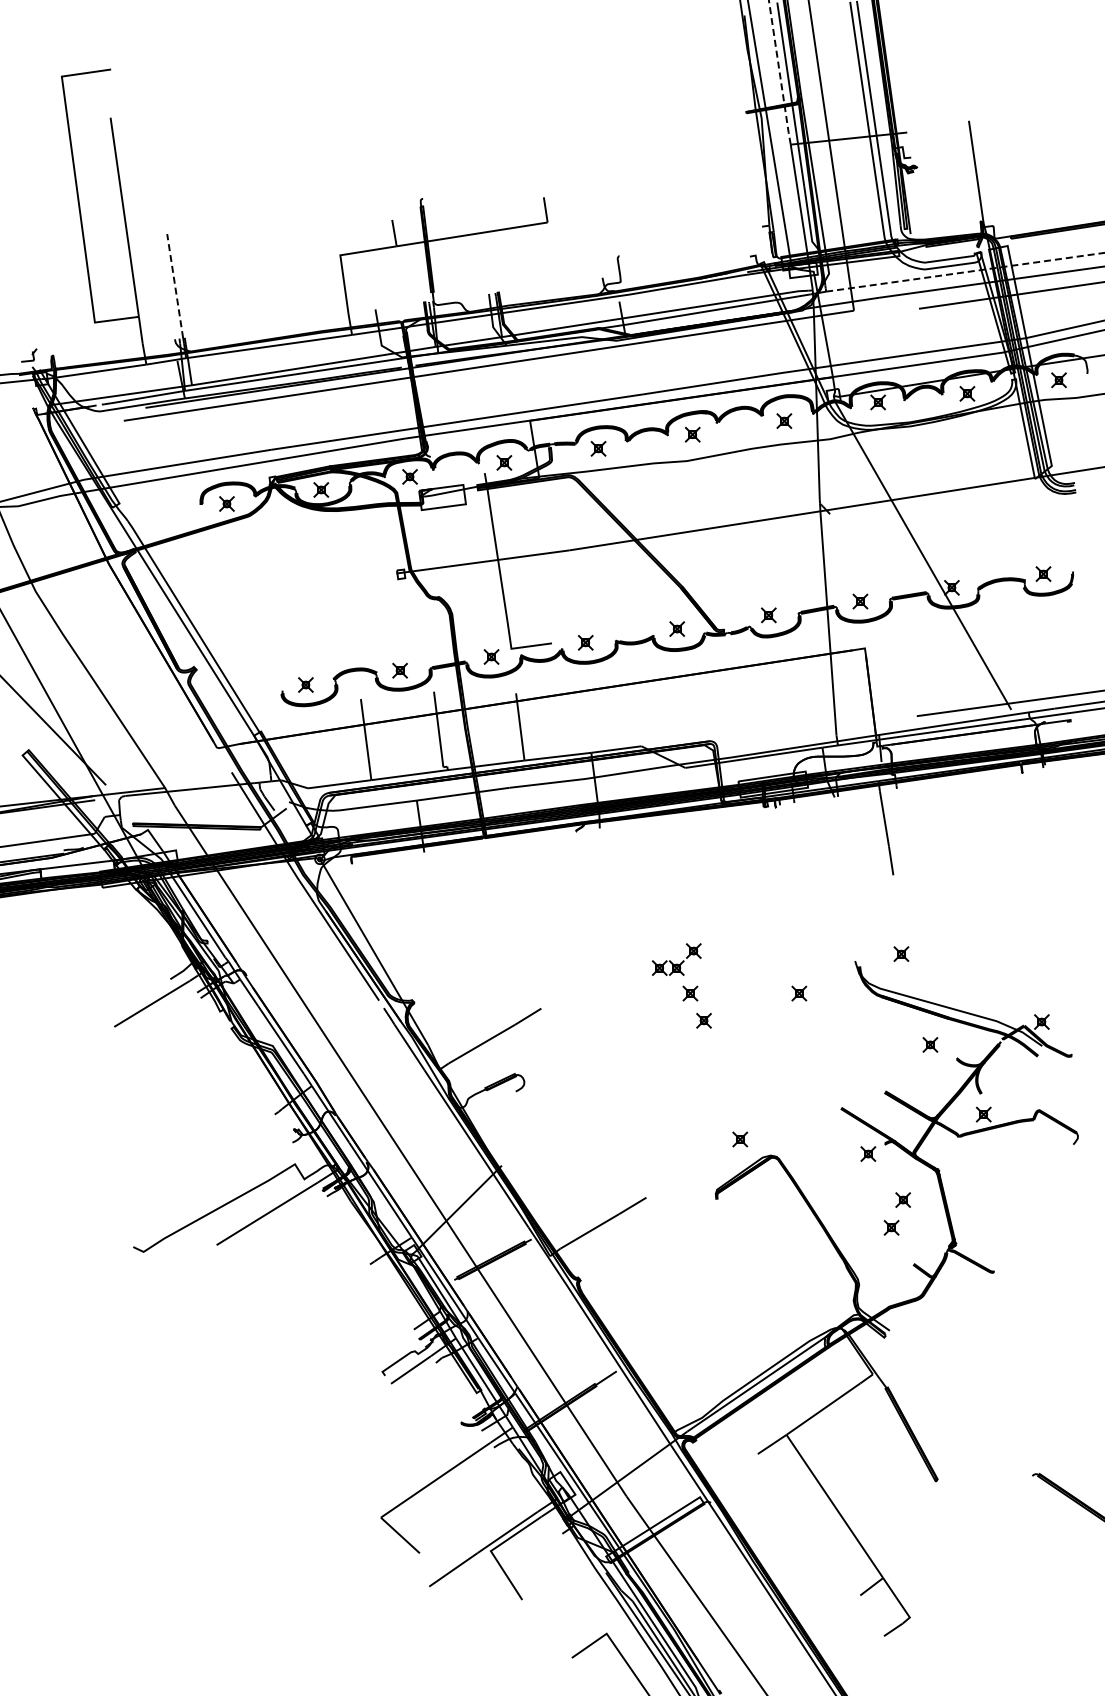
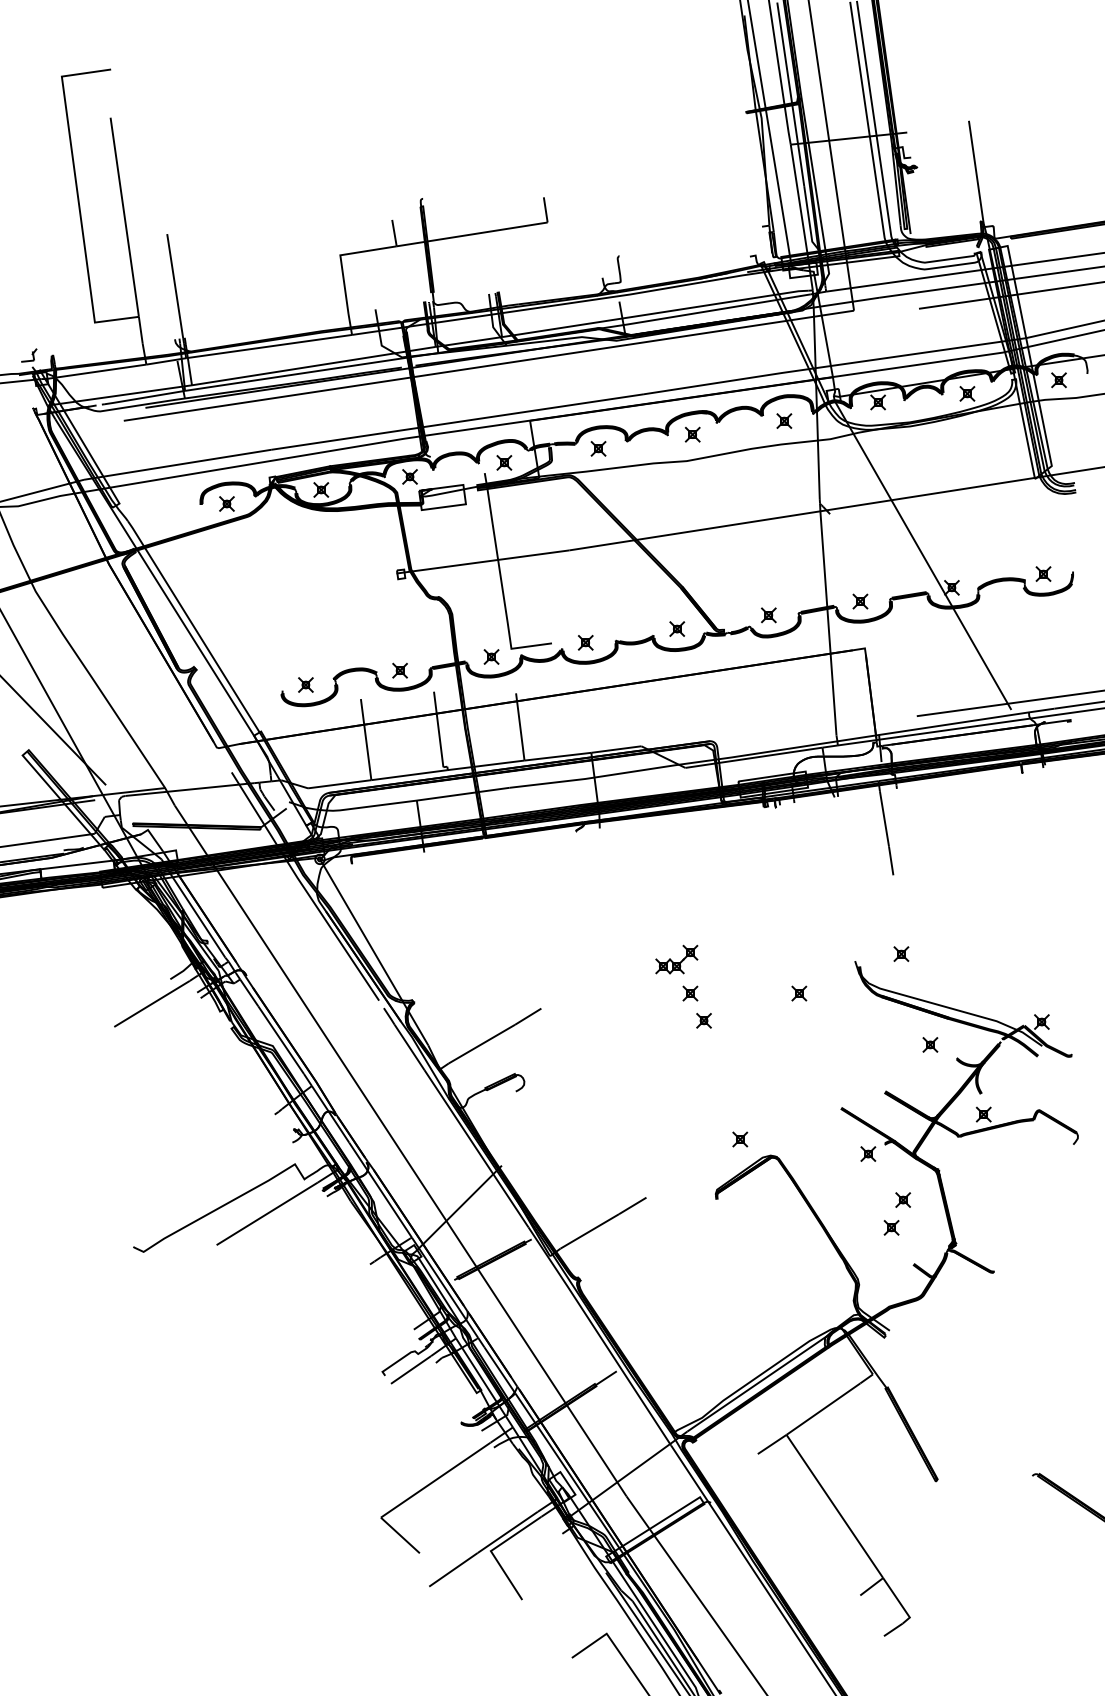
line: dashed -> solid (779, 73)
line: dashed -> solid (965, 272)
line: dashed -> solid (175, 286)
part size: 51x33 px -> 44x31 px (676, 959)
